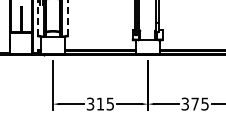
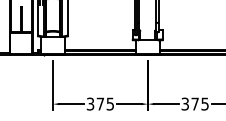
line: dashed -> solid (38, 18)
line: dashed -> solid (67, 18)
text: 315 -> 375 (100, 103)
